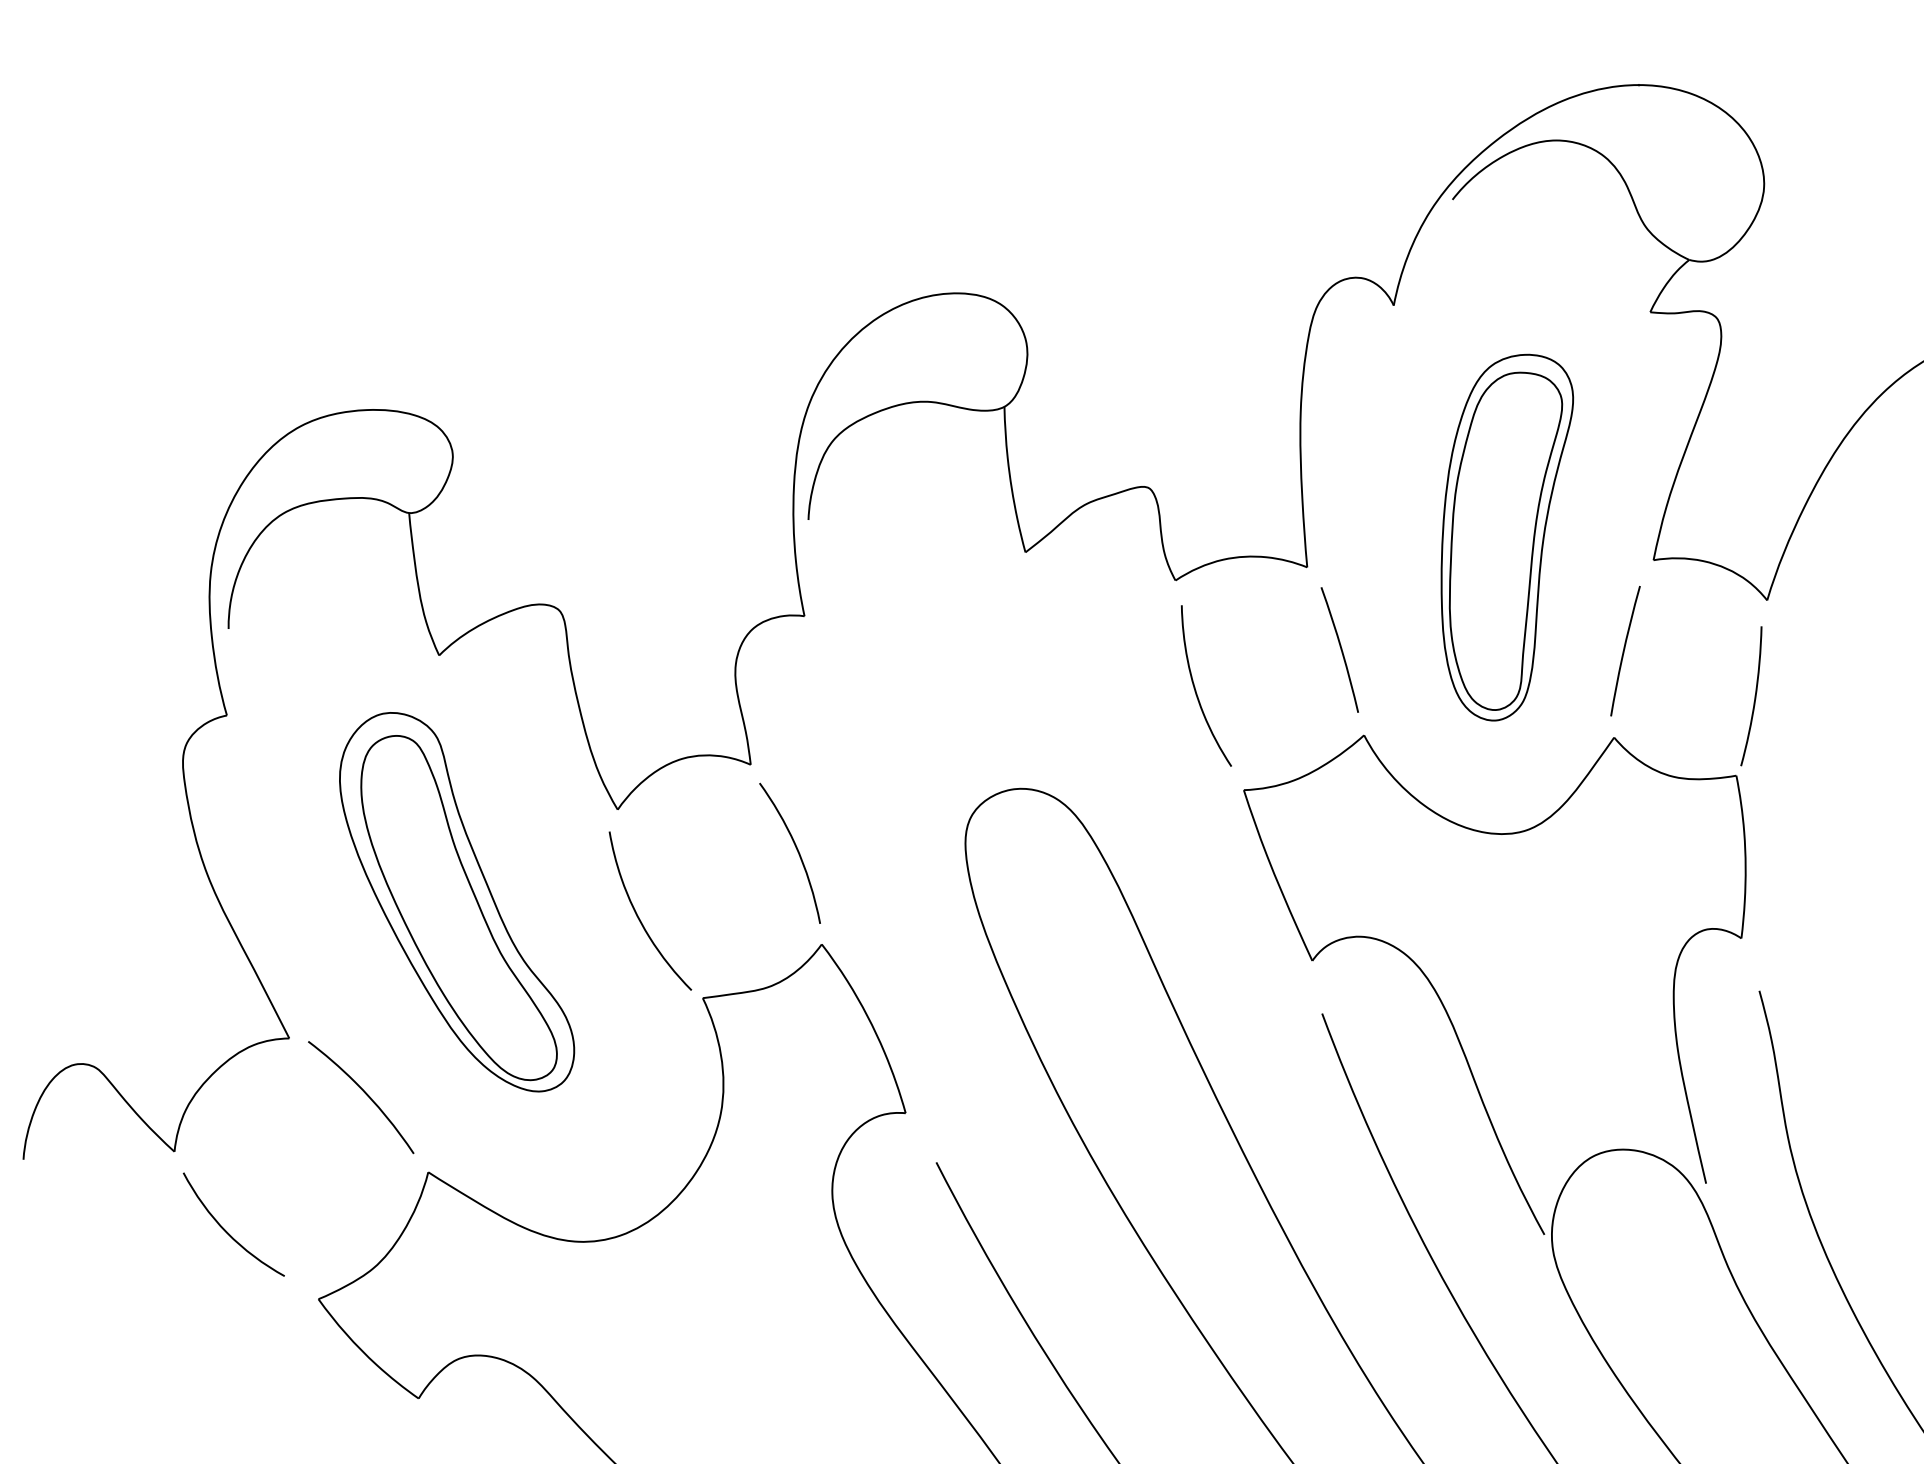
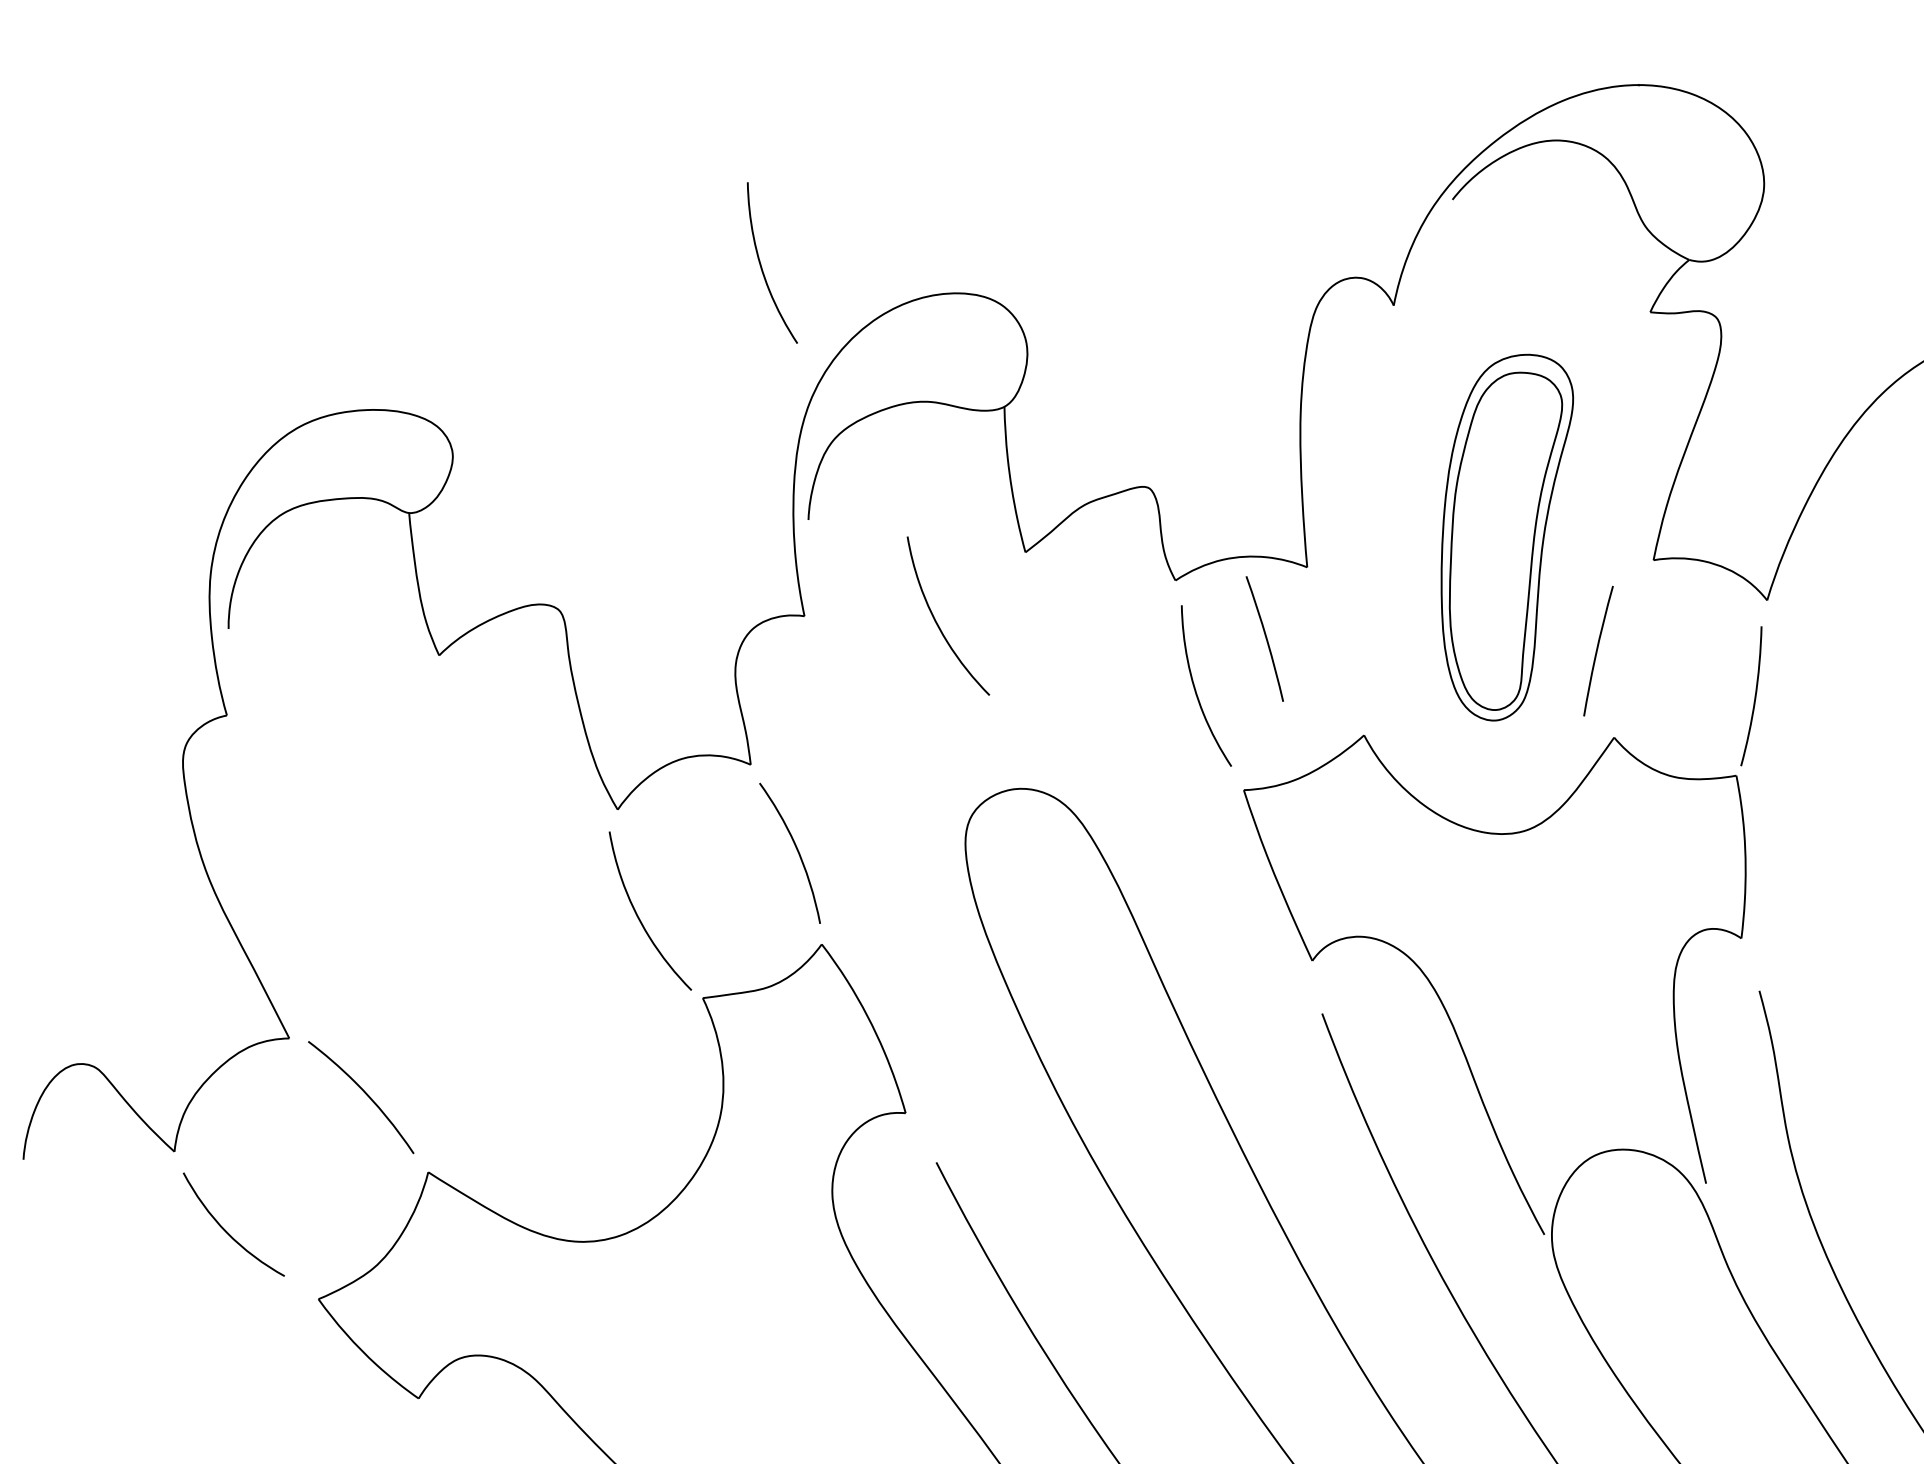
curve: none -> present (761, 263)
curve: none -> present (936, 620)
curve position: (1340, 649) -> (1265, 638) (1265, 638)
curve position: (1624, 651) -> (1597, 651) (1597, 651)
part: present -> none (457, 902)
